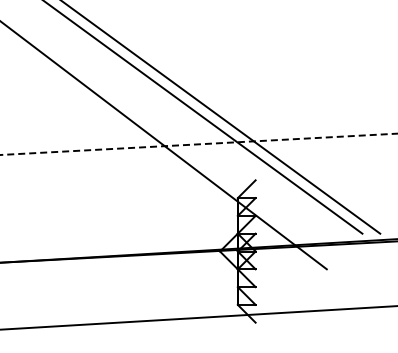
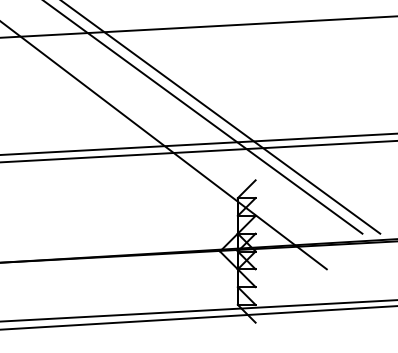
line: none -> present (198, 26)
line: dashed -> solid (199, 144)
line: none -> present (198, 151)
line: none -> present (198, 310)
